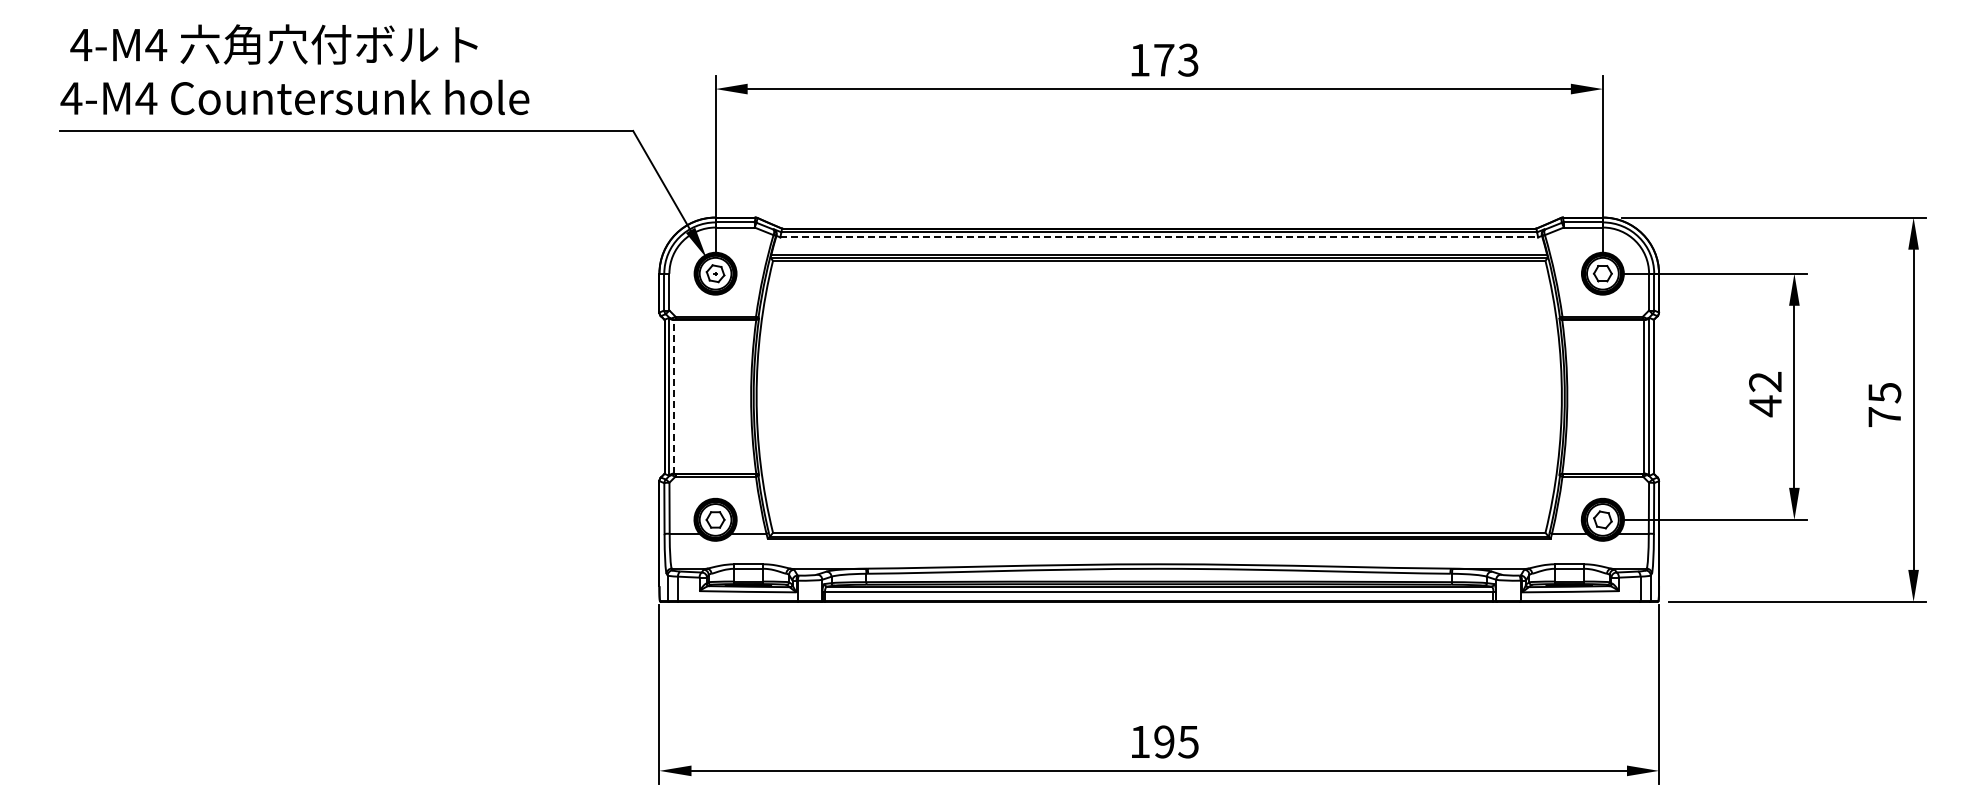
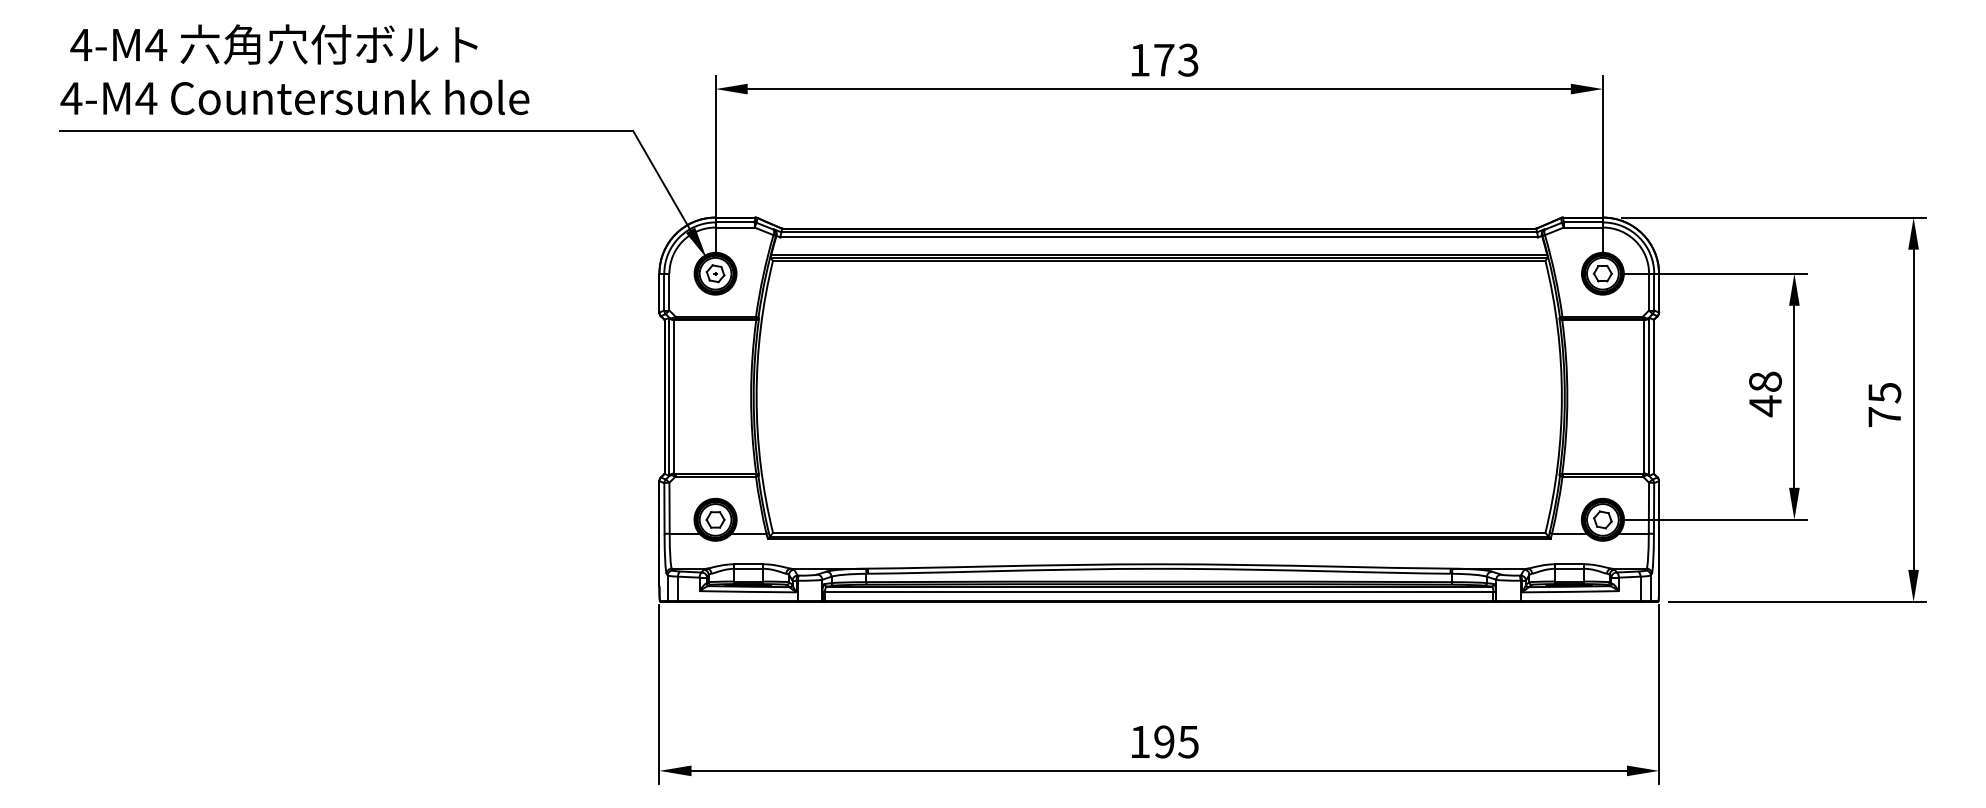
line: dashed -> solid (1159, 237)
text: 42 -> 48 (1765, 381)
line: dashed -> solid (674, 396)
